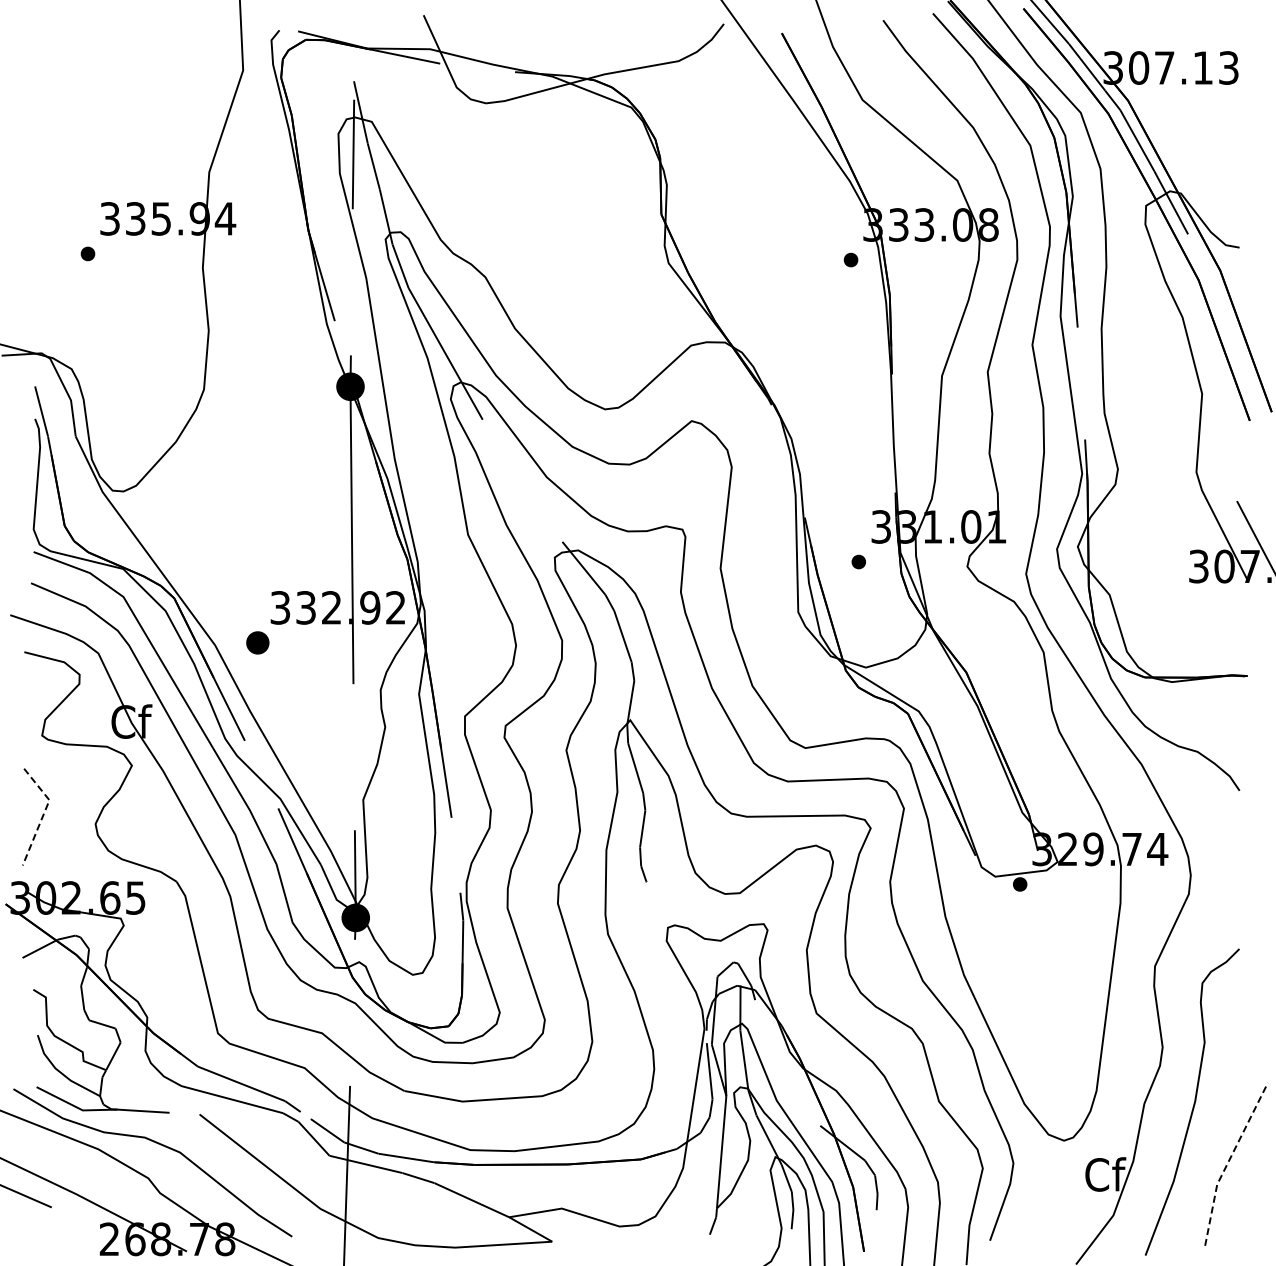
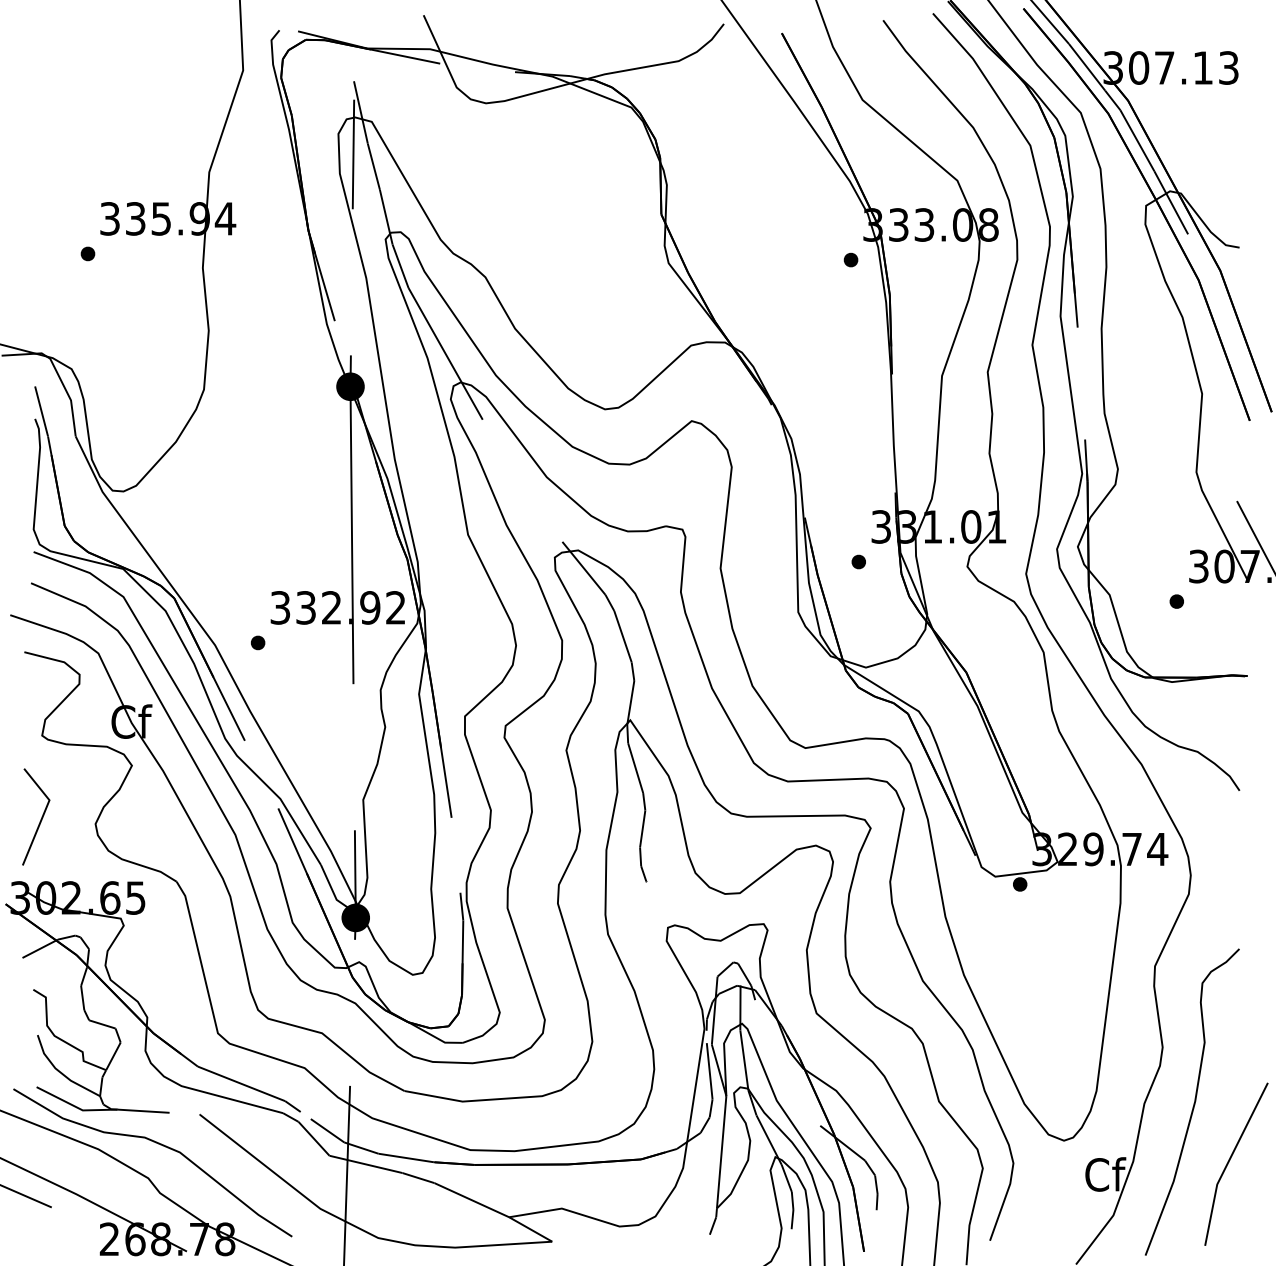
part: none -> present (1176, 601)
part size: 24x24 px -> 15x16 px (258, 642)
line: dashed -> solid (43, 814)
line: dashed -> solid (1228, 1162)
